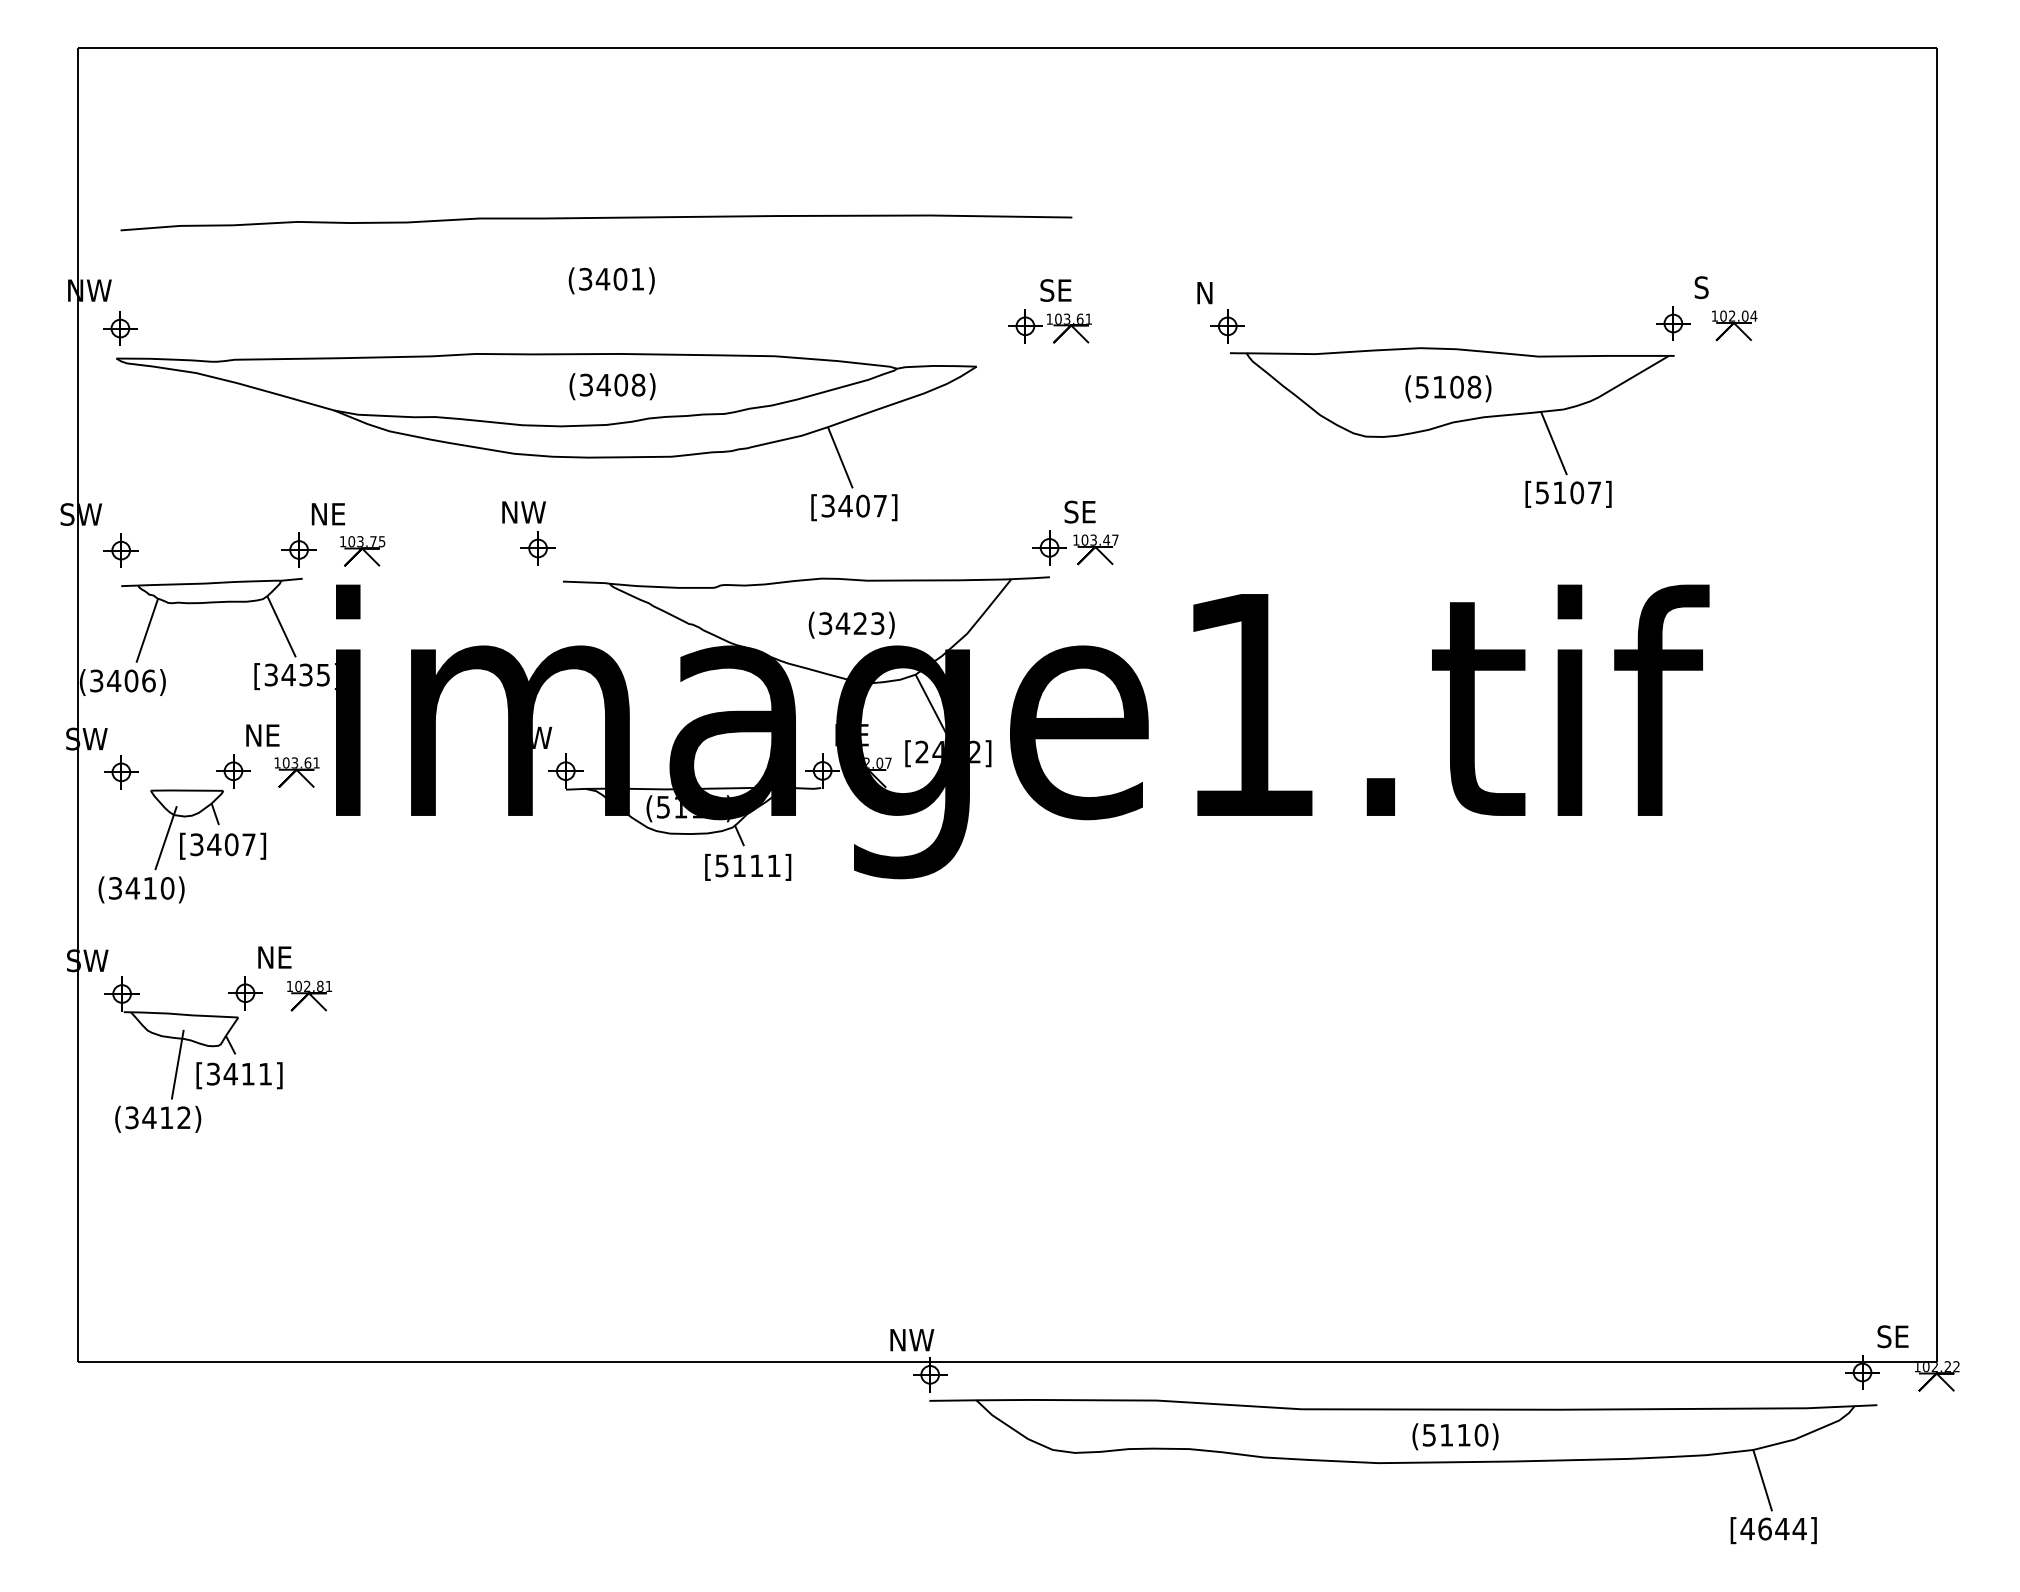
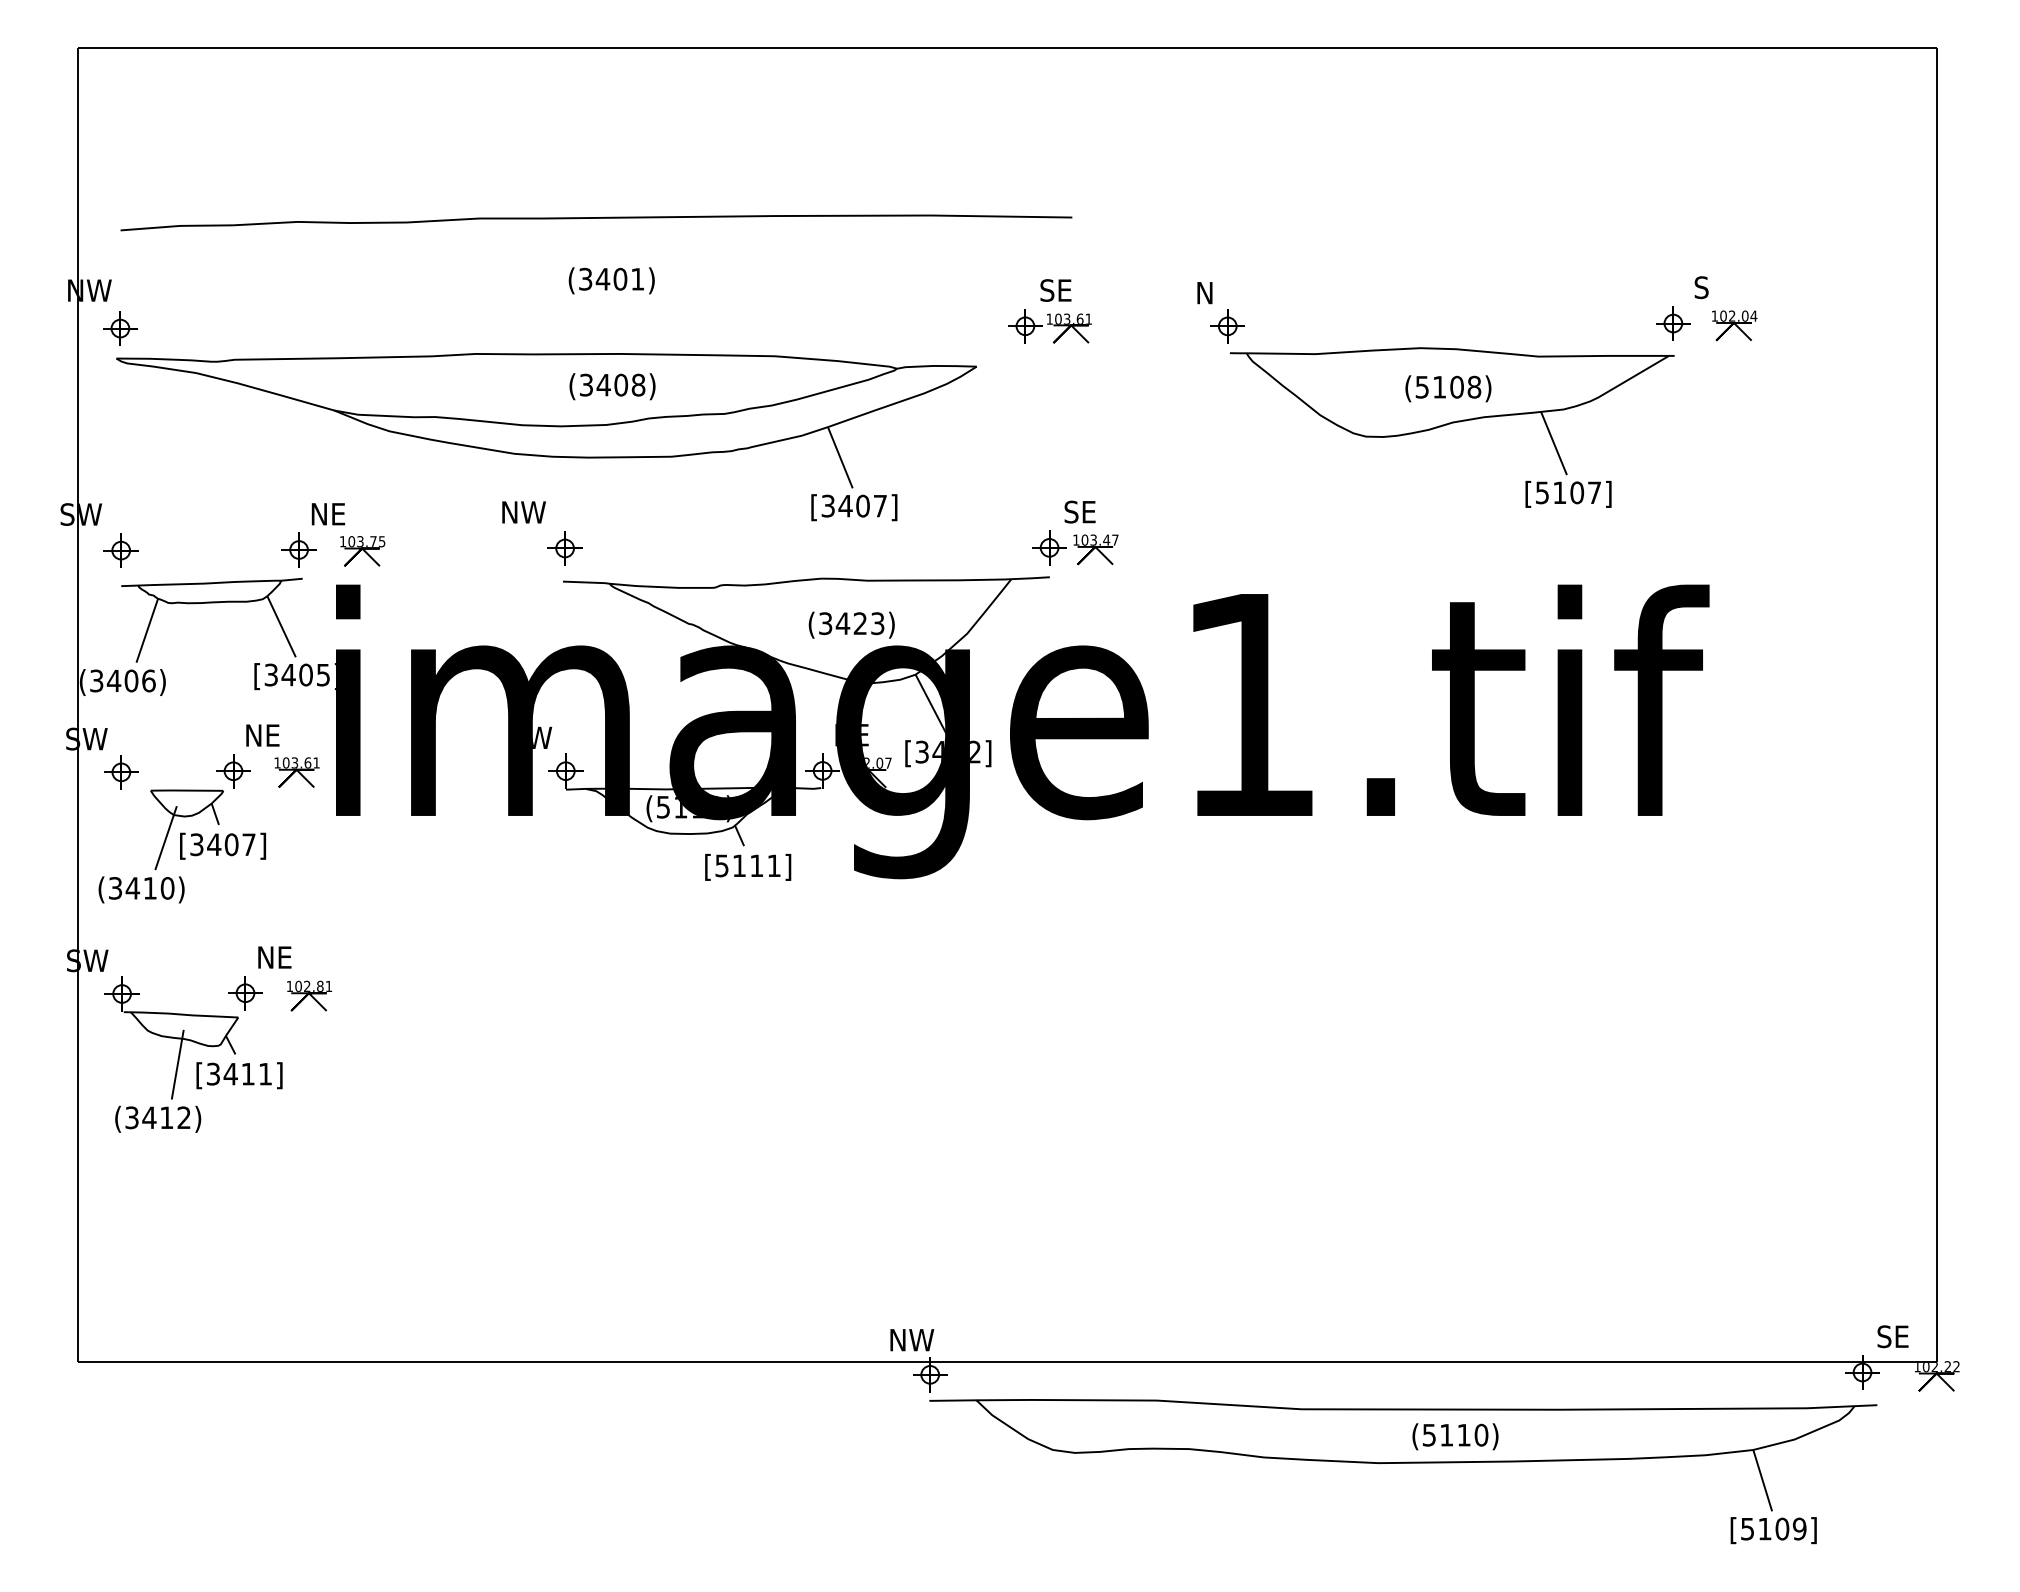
part position: (537, 548) -> (564, 548) (564, 548)
text: [3435] -> [3405] (305, 674)
text: [2422] -> [3422] (921, 752)
text: [4644] -> [5109] (1773, 1528)
